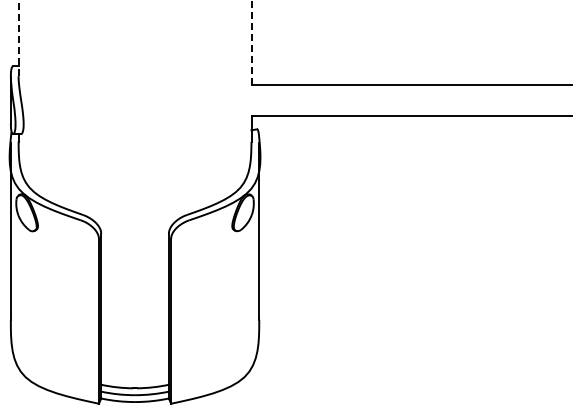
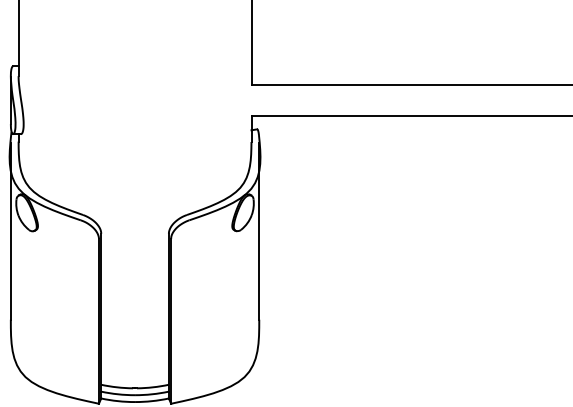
line: dashed -> solid (18, 38)
line: dashed -> solid (251, 42)
